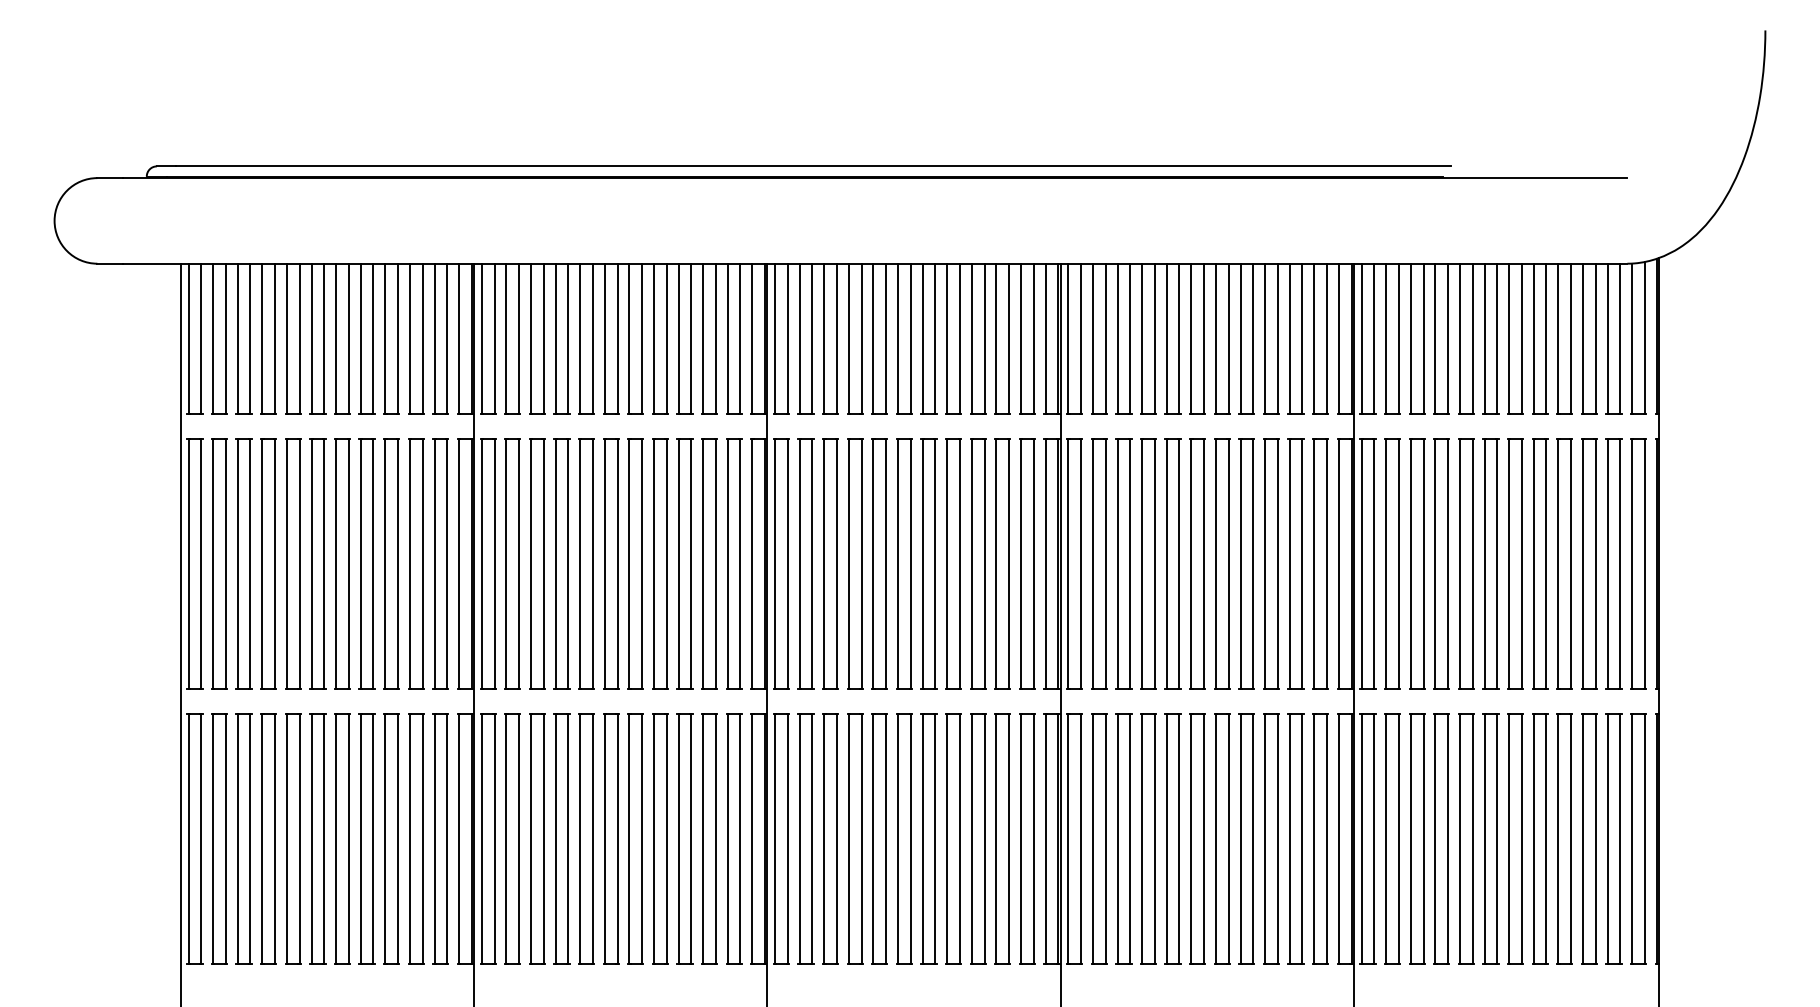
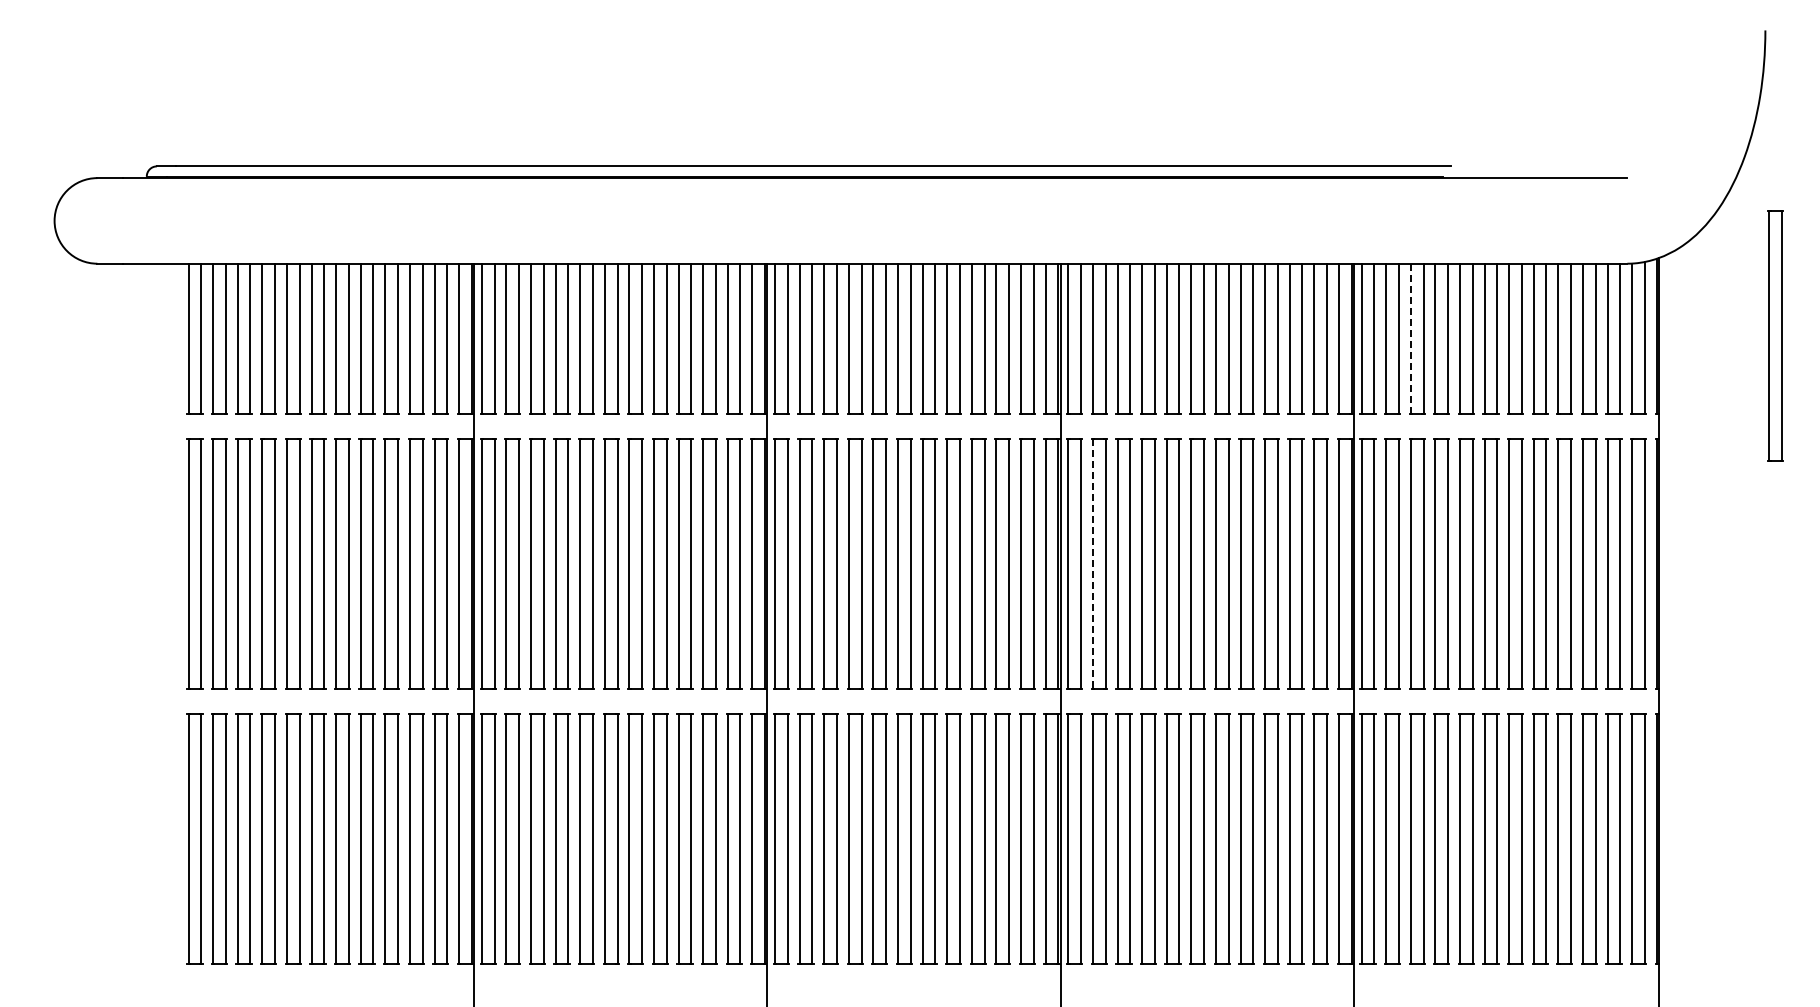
part: none -> present (1775, 335)
line: solid -> dashed (1410, 338)
line: solid -> dashed (1092, 563)
line: present -> none (180, 633)
